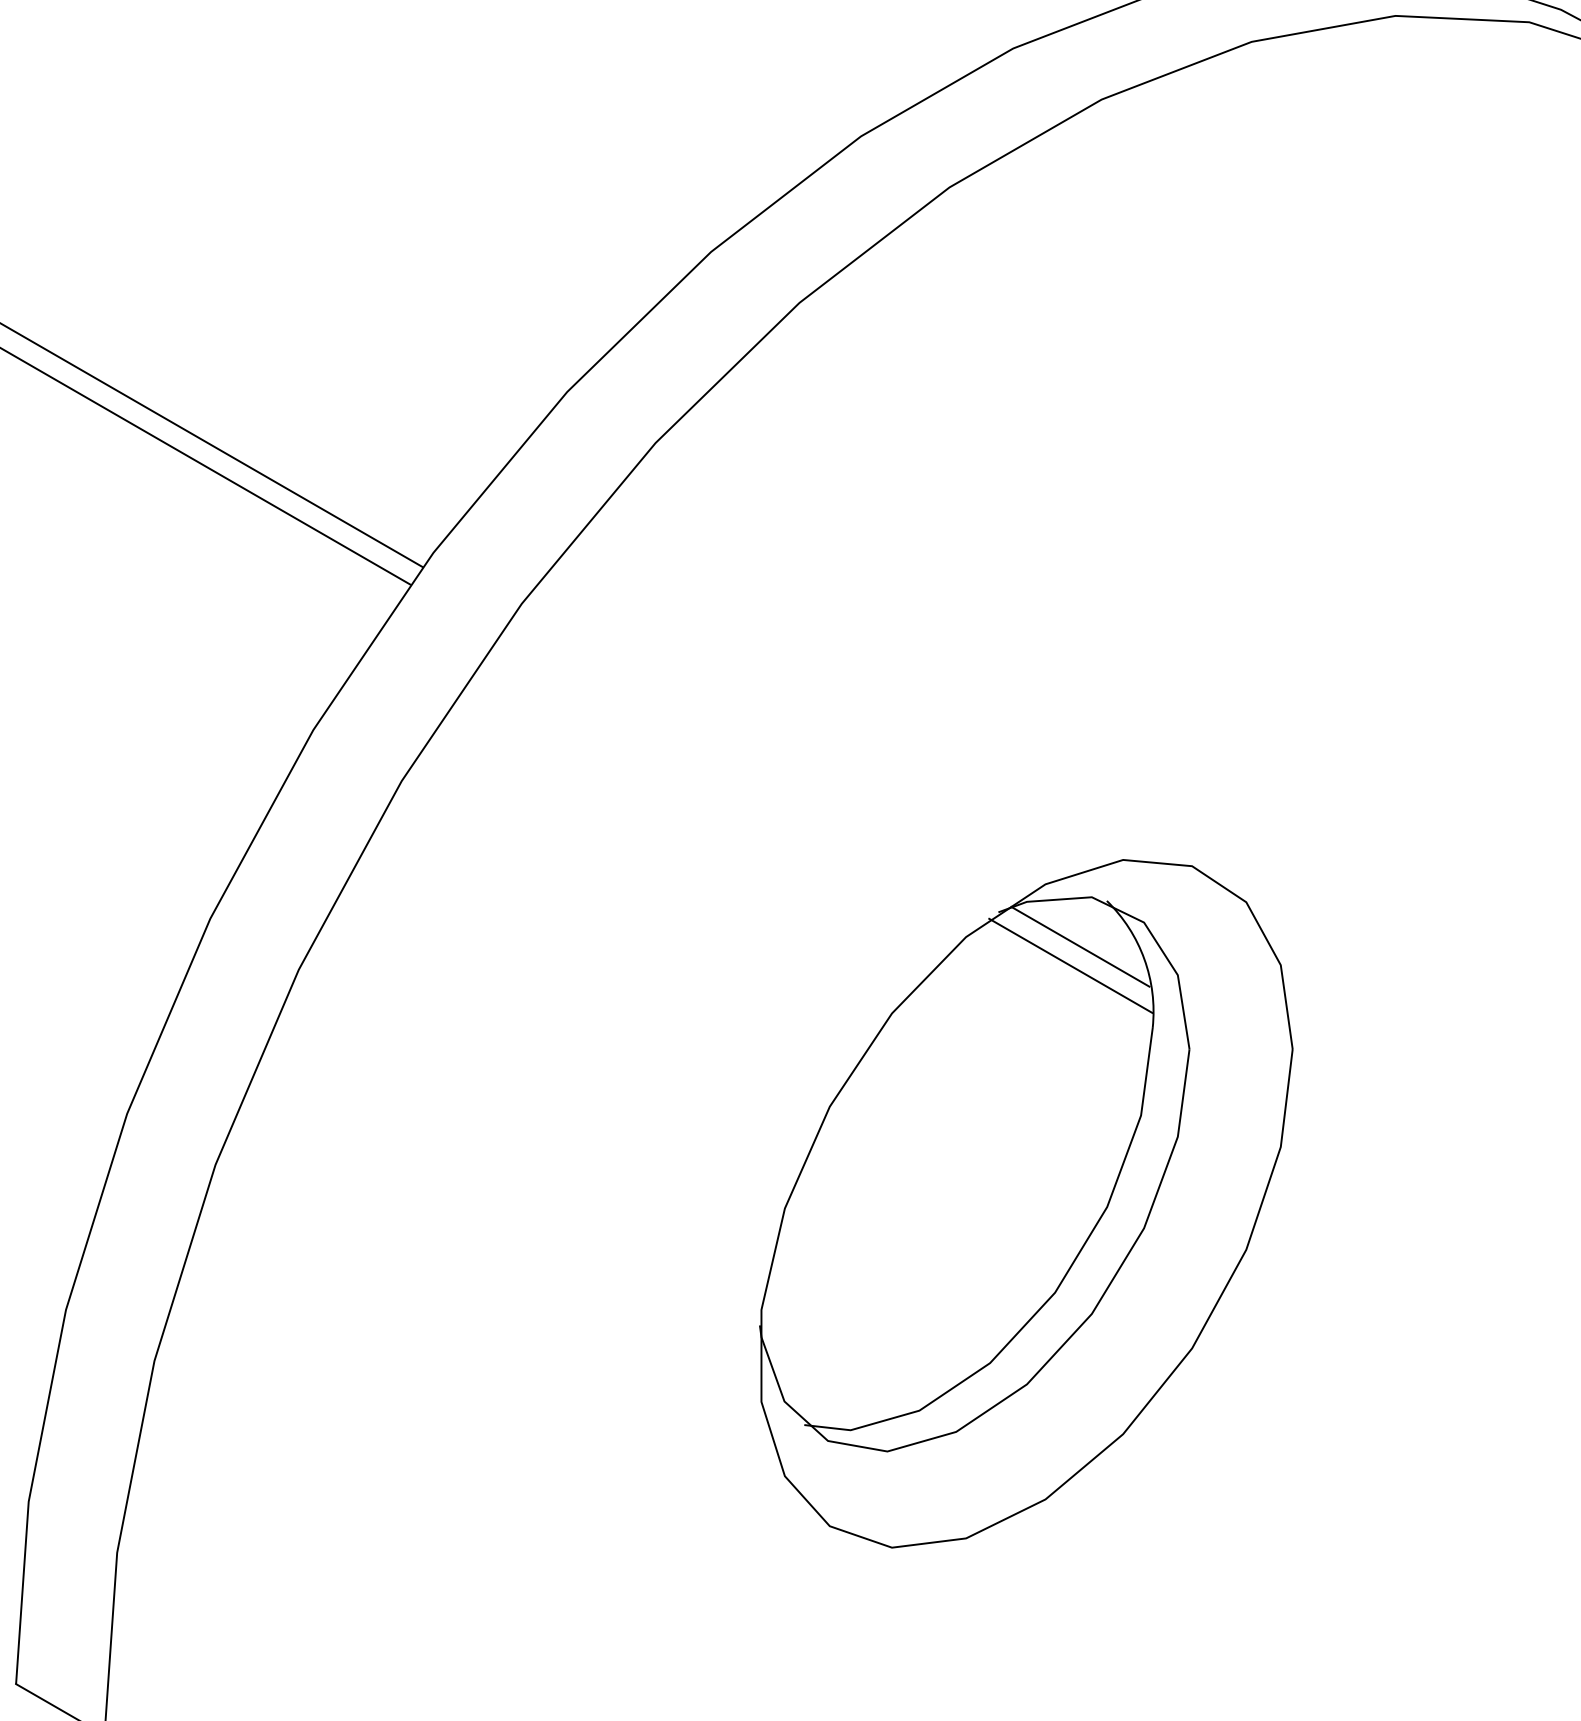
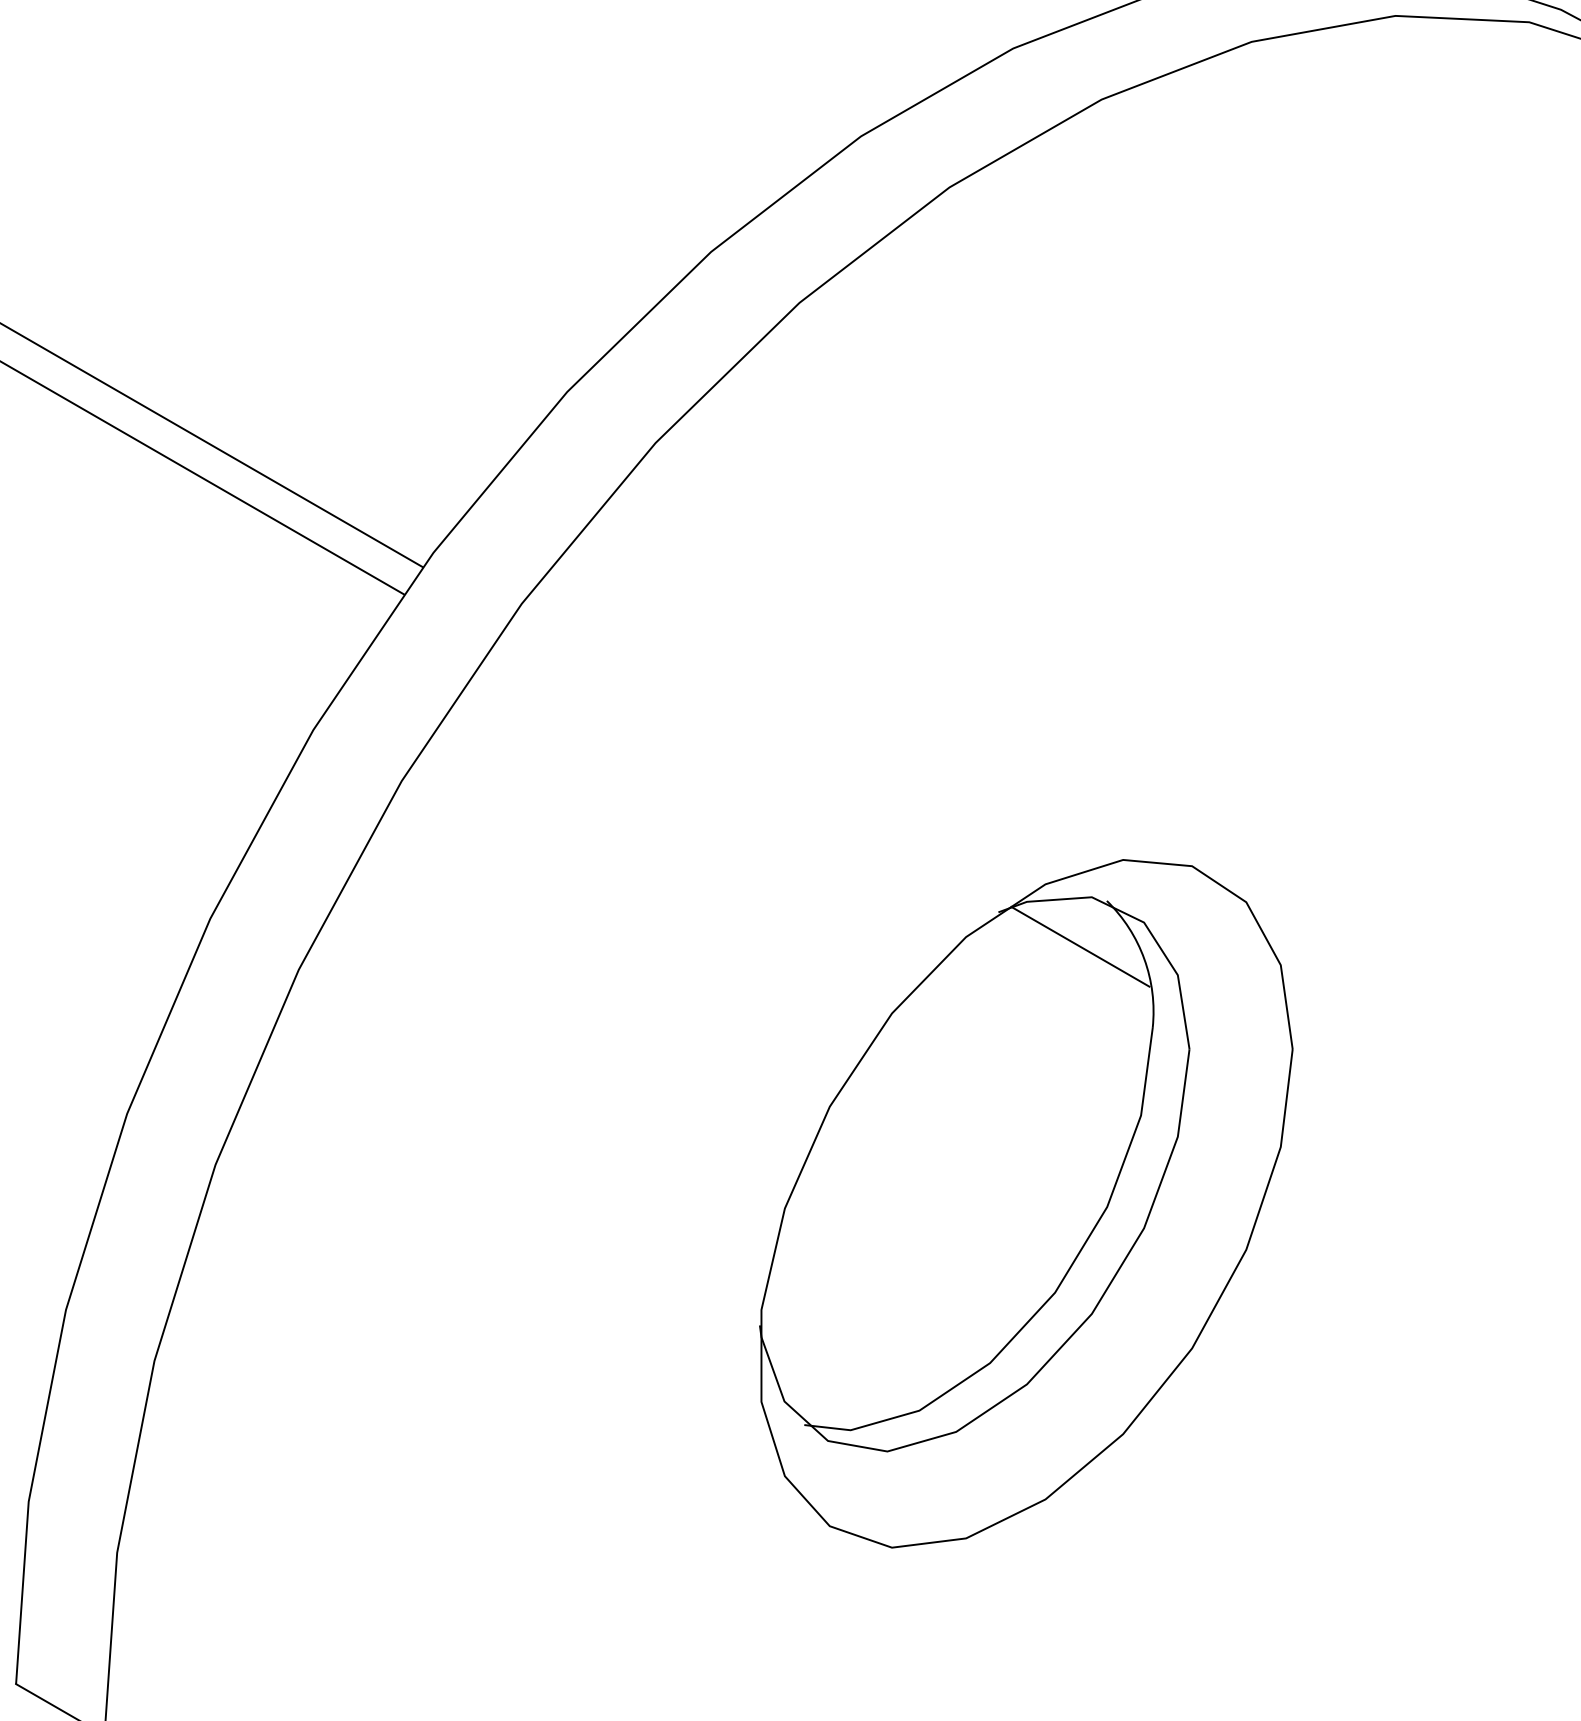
line position: (206, 466) -> (203, 478) (203, 478)
line: present -> none (1070, 965)
